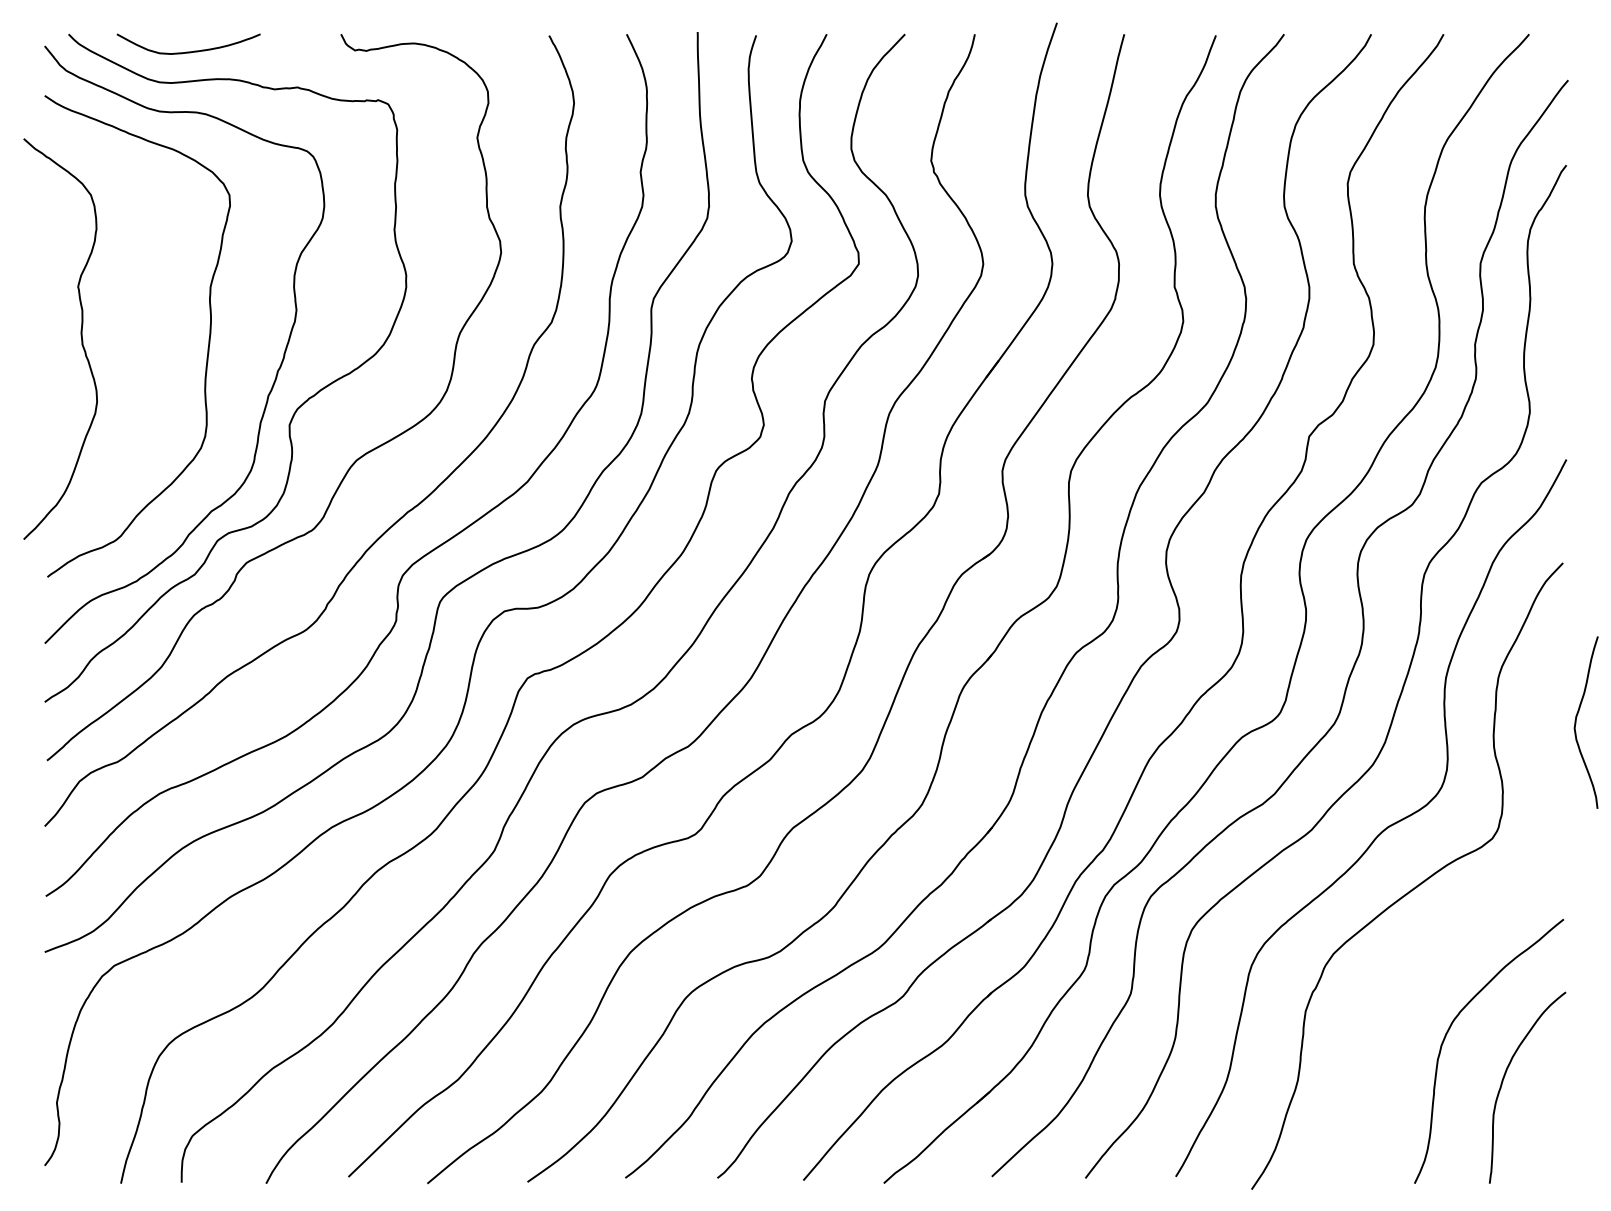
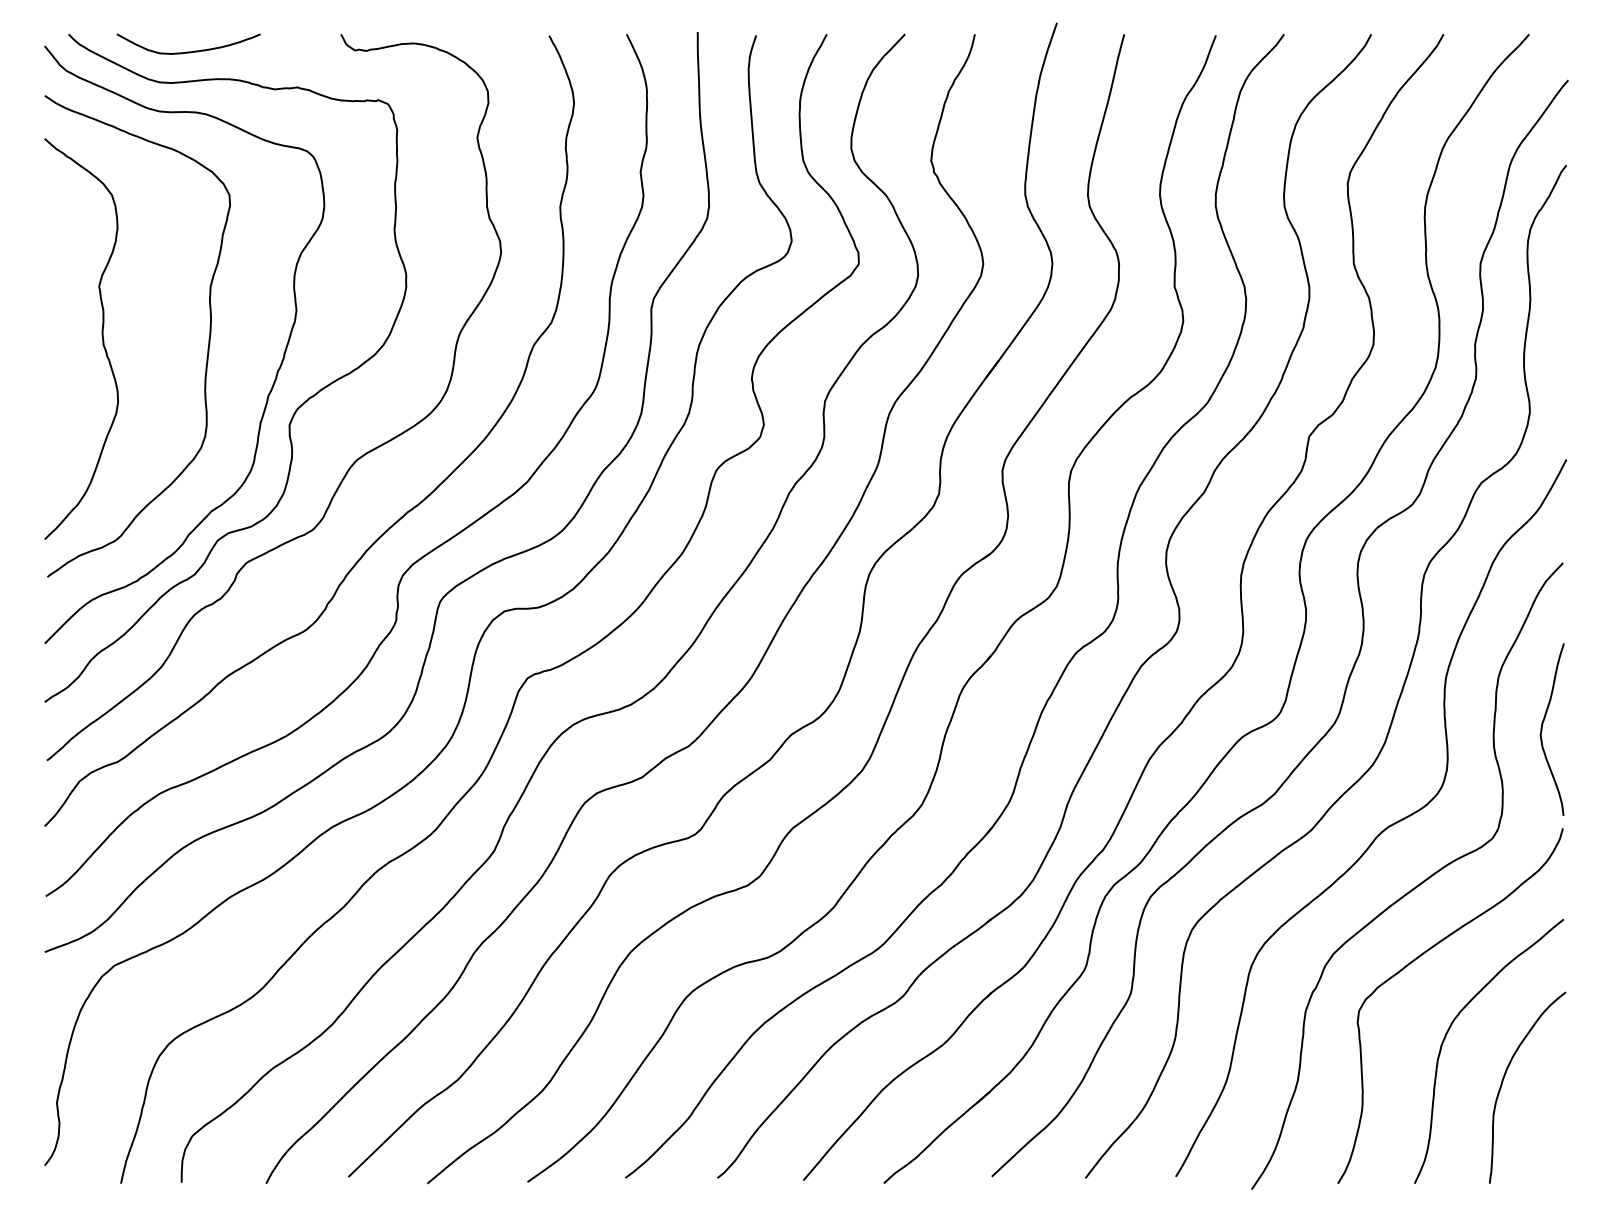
curve position: (80, 336) -> (101, 336) (101, 336)
curve position: (1576, 722) -> (1542, 729) (1542, 729)
curve: none -> present (1414, 961)
